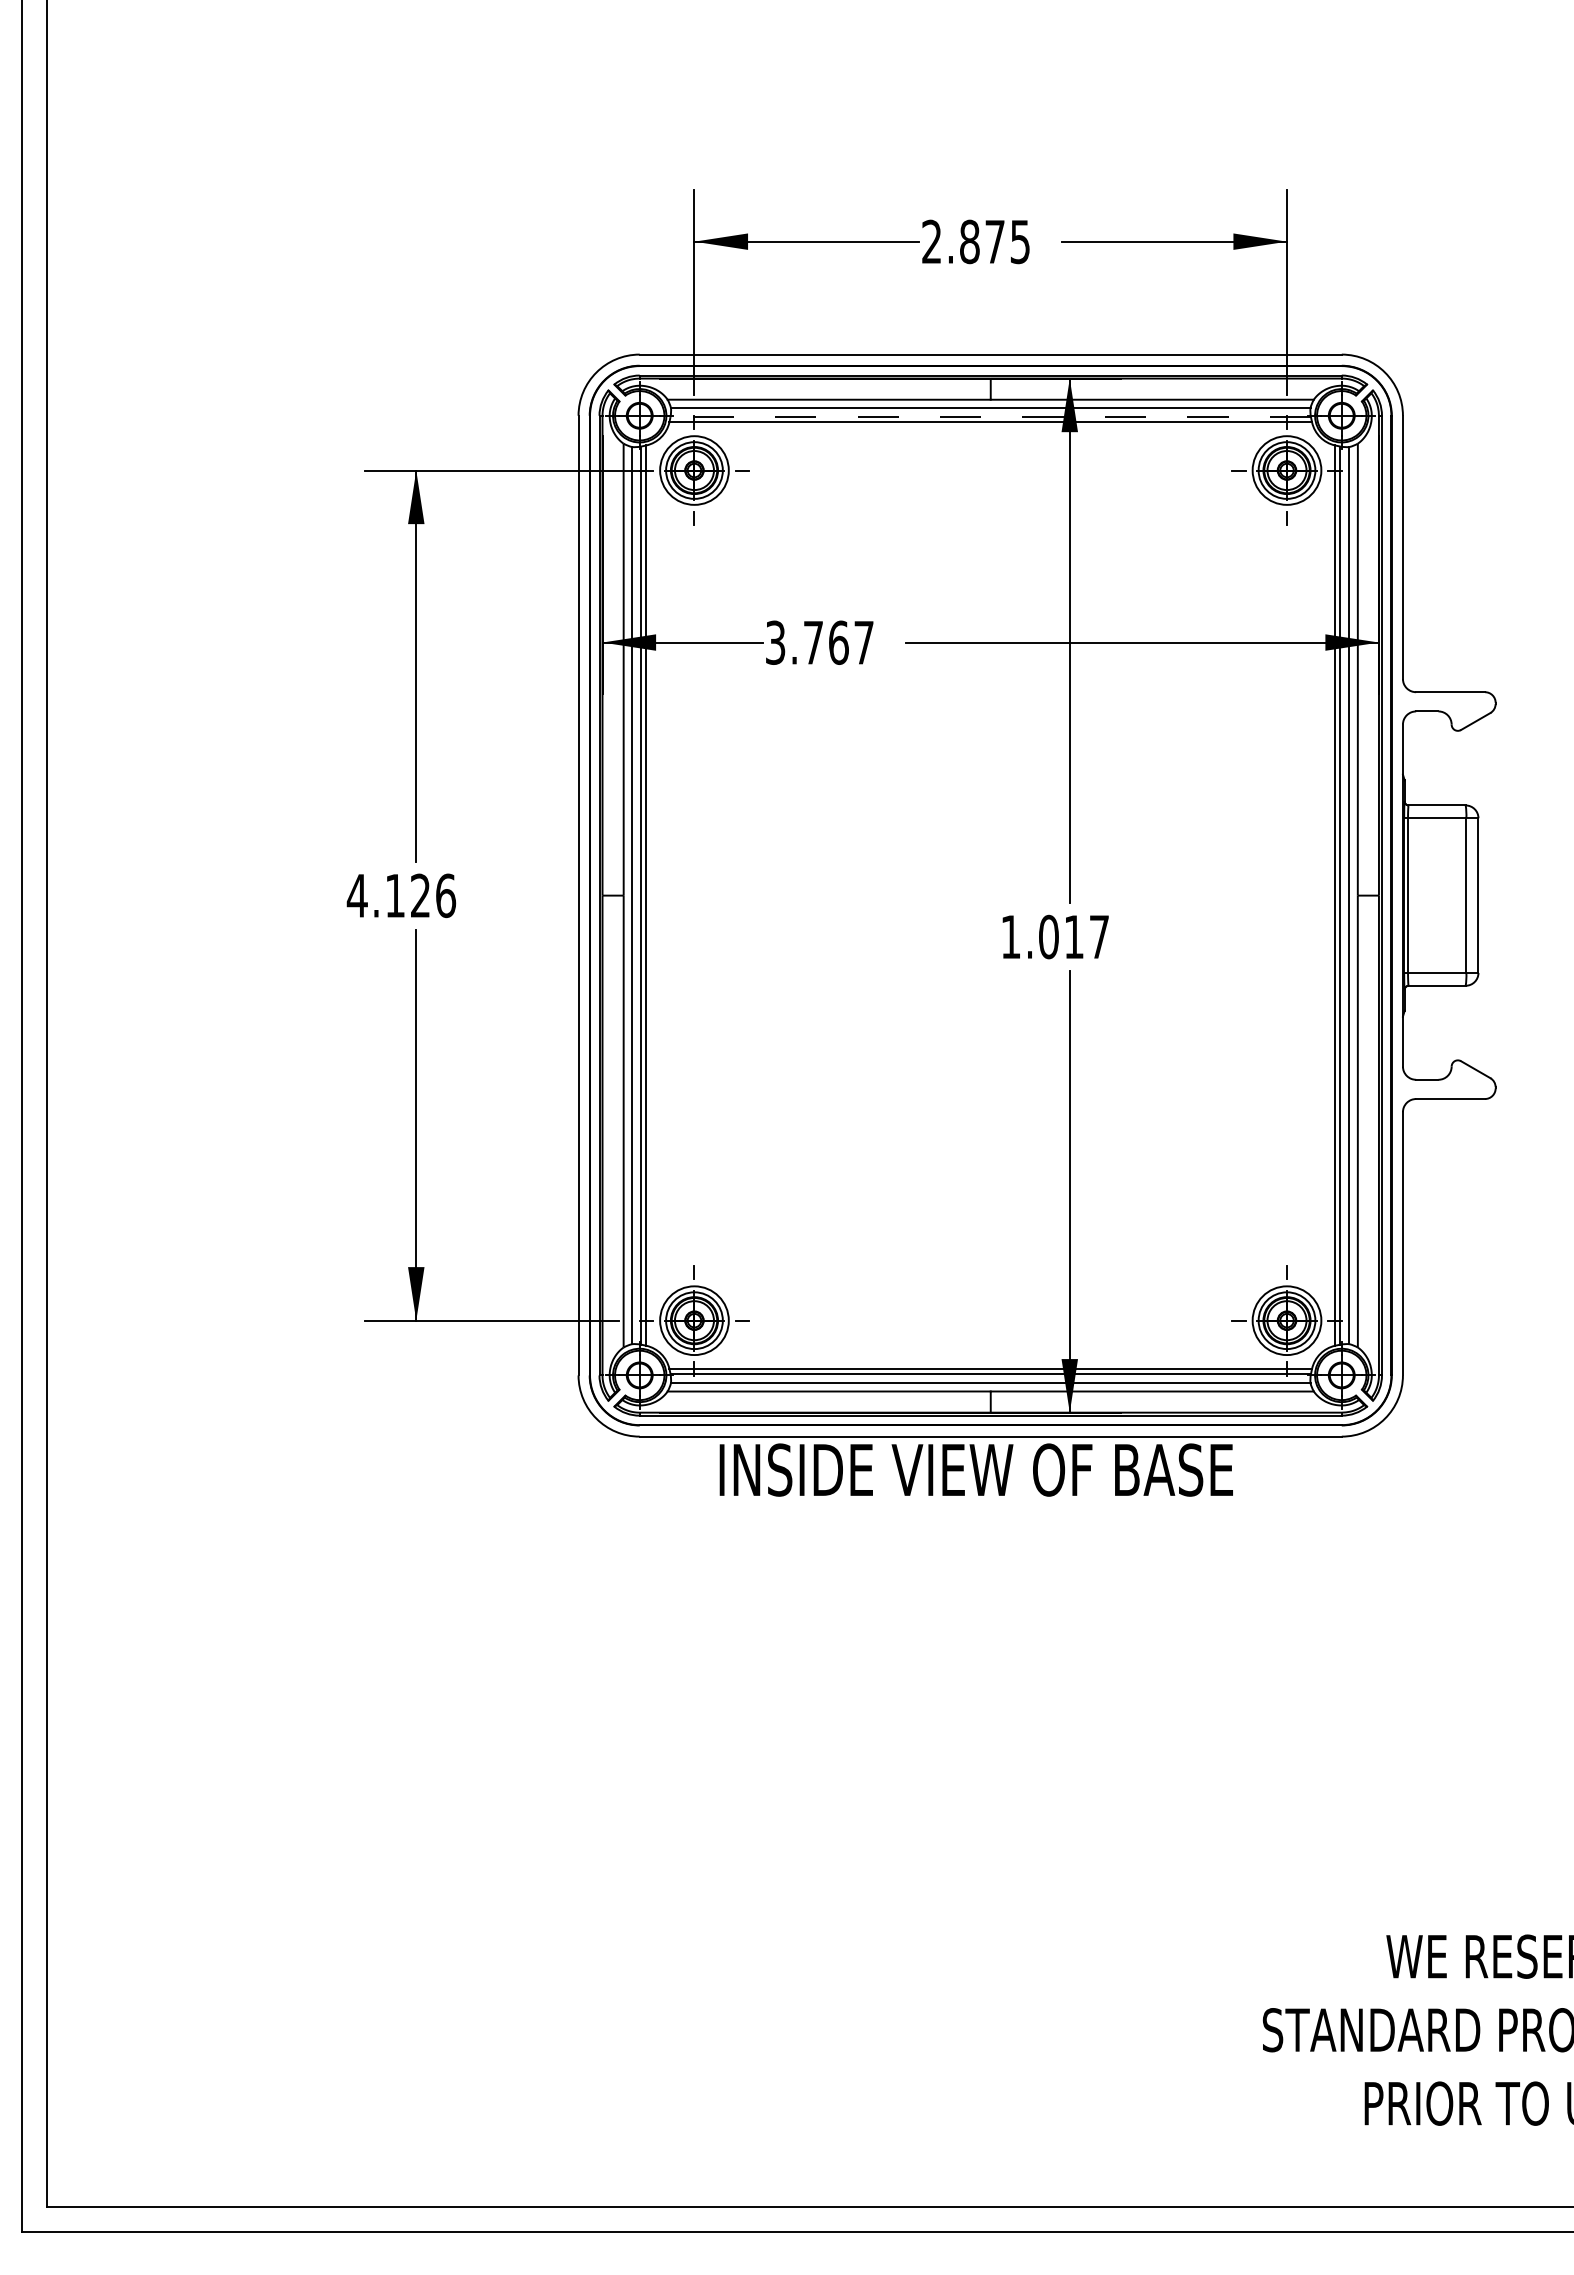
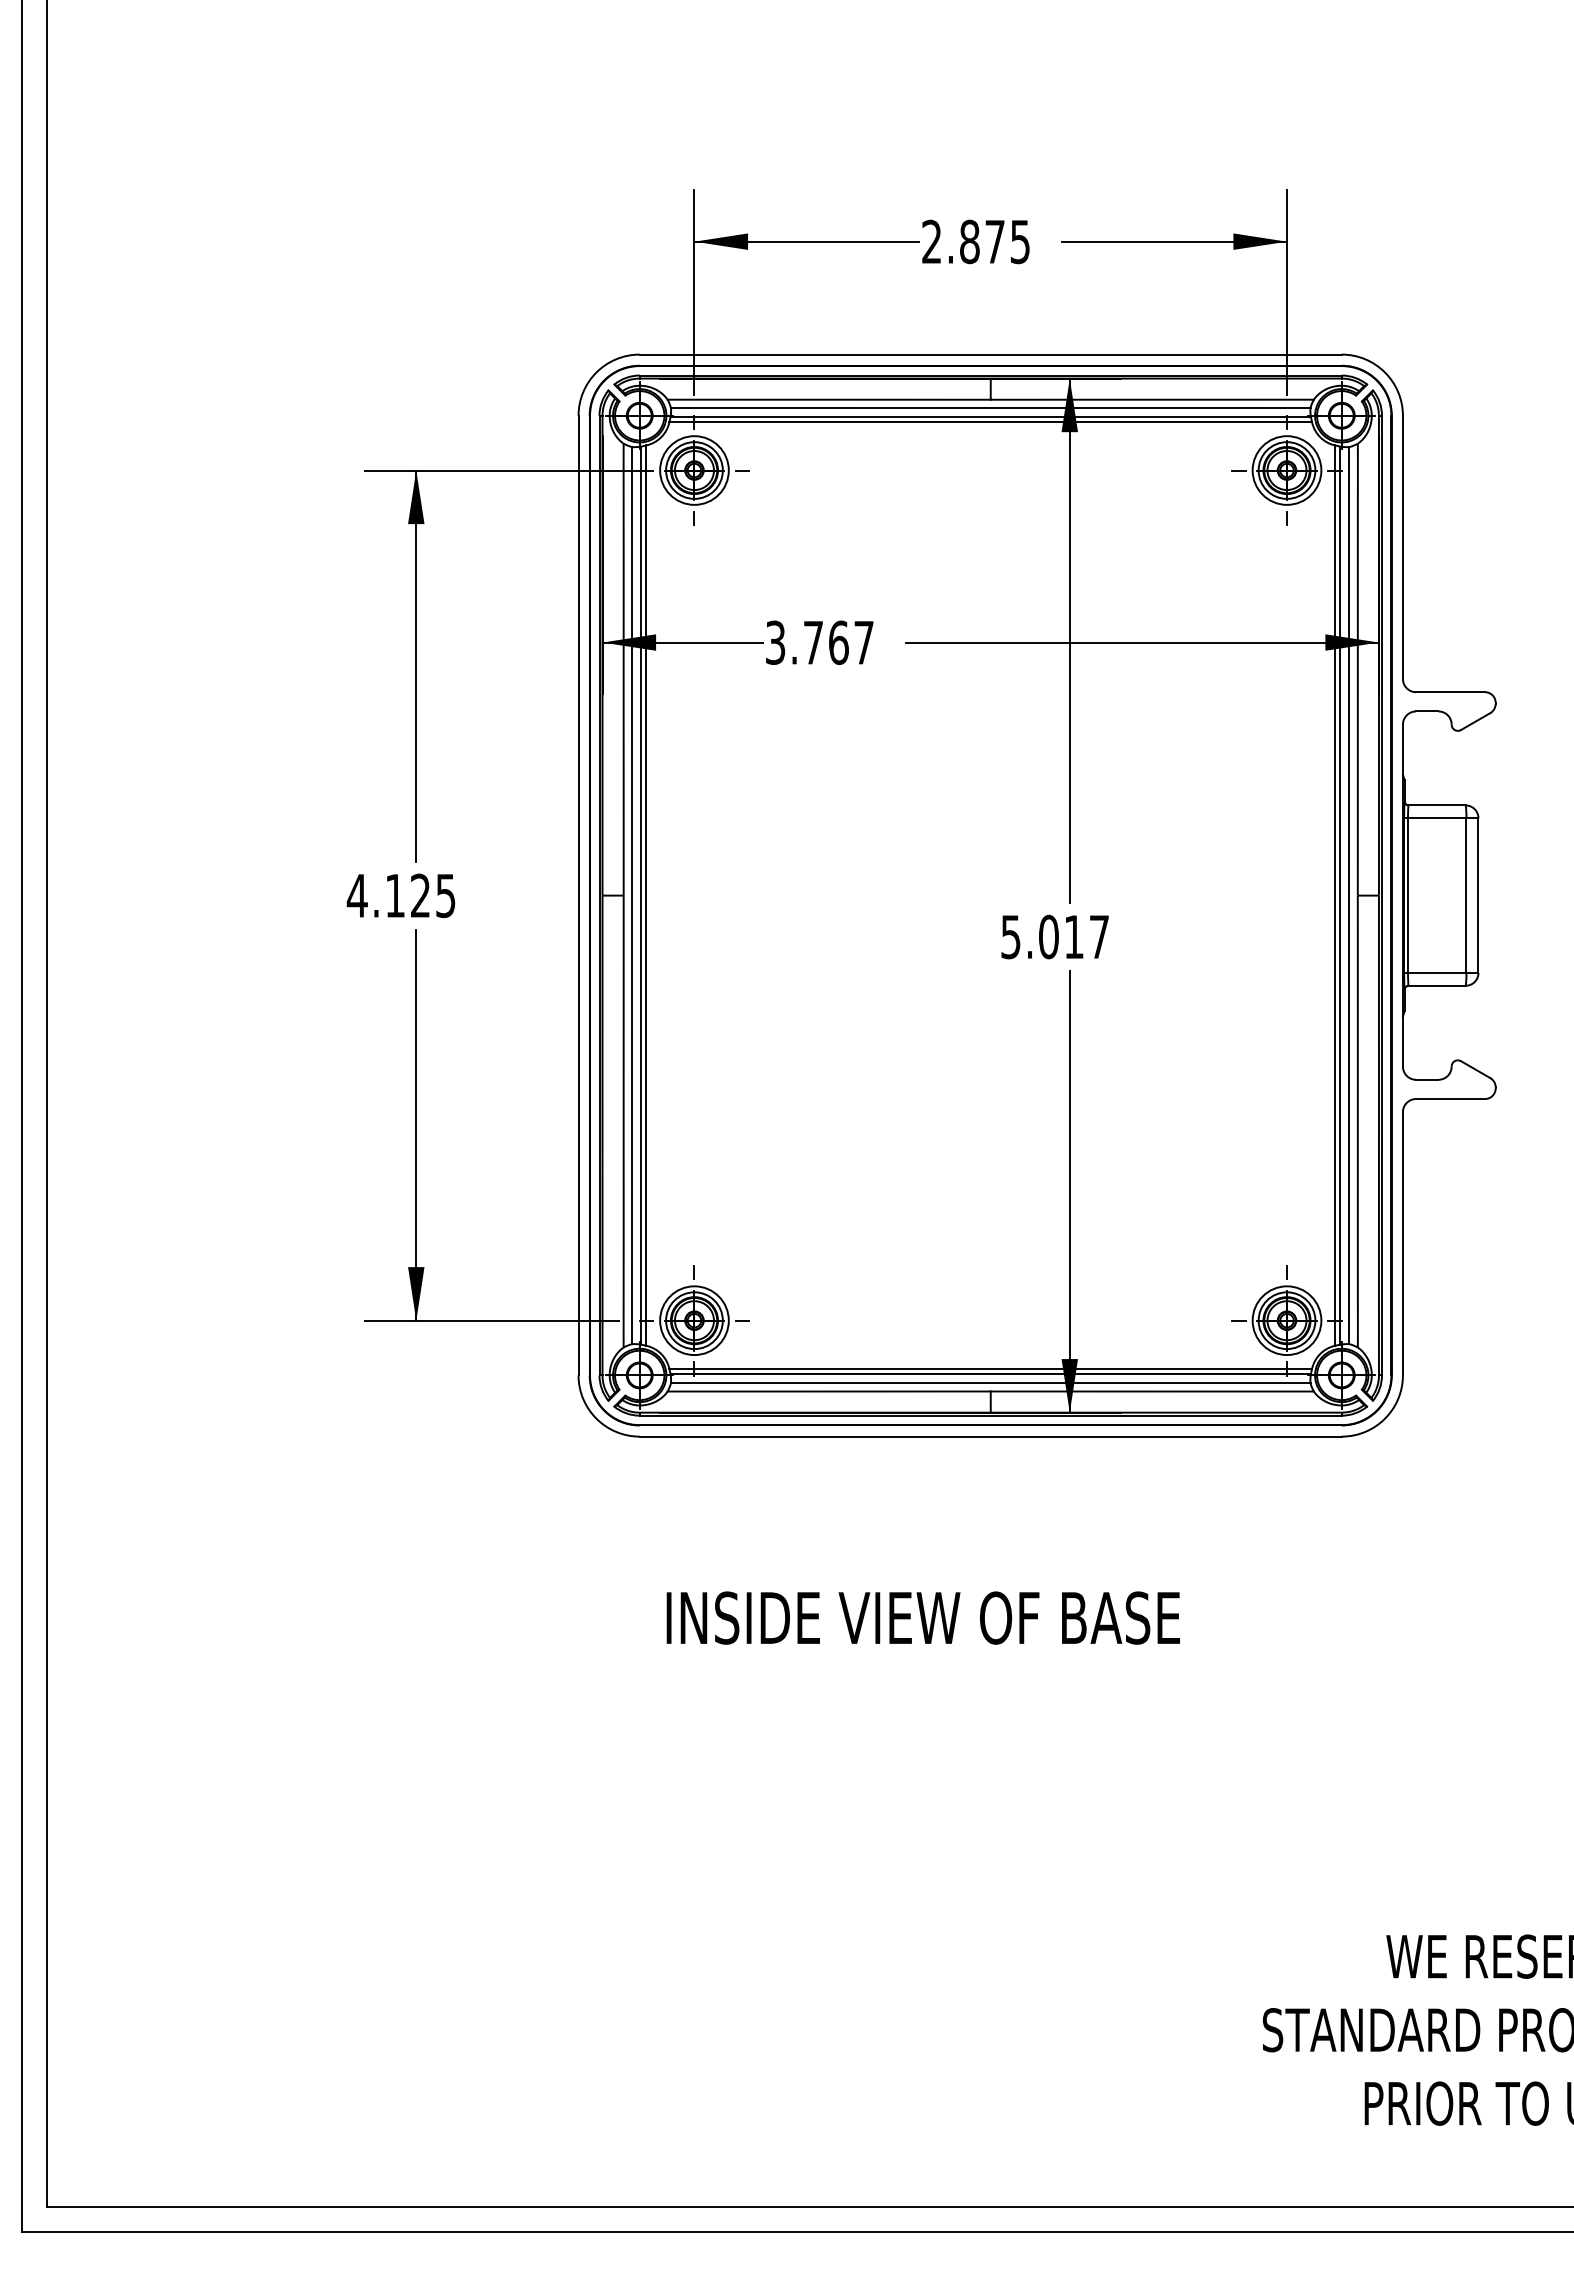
line: dashed -> solid (990, 417)
text: 4.126 -> 4.125 (446, 895)
text: 1.017 -> 5.017 (1010, 937)
text position: (975, 1469) -> (922, 1617) (922, 1617)
